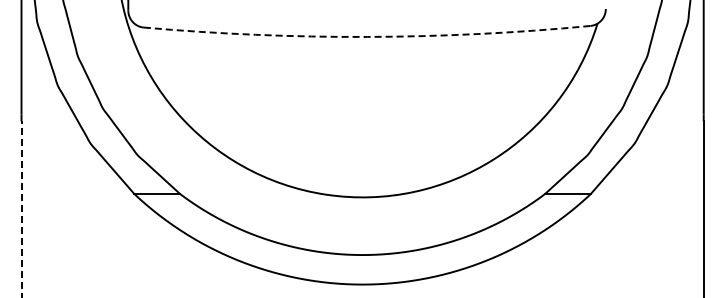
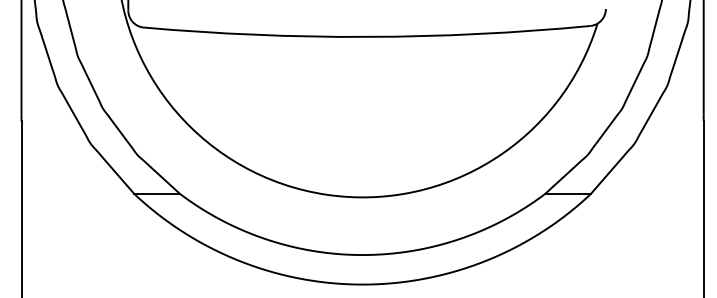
arc: dashed -> solid (367, 36)
line: dashed -> solid (21, 209)
